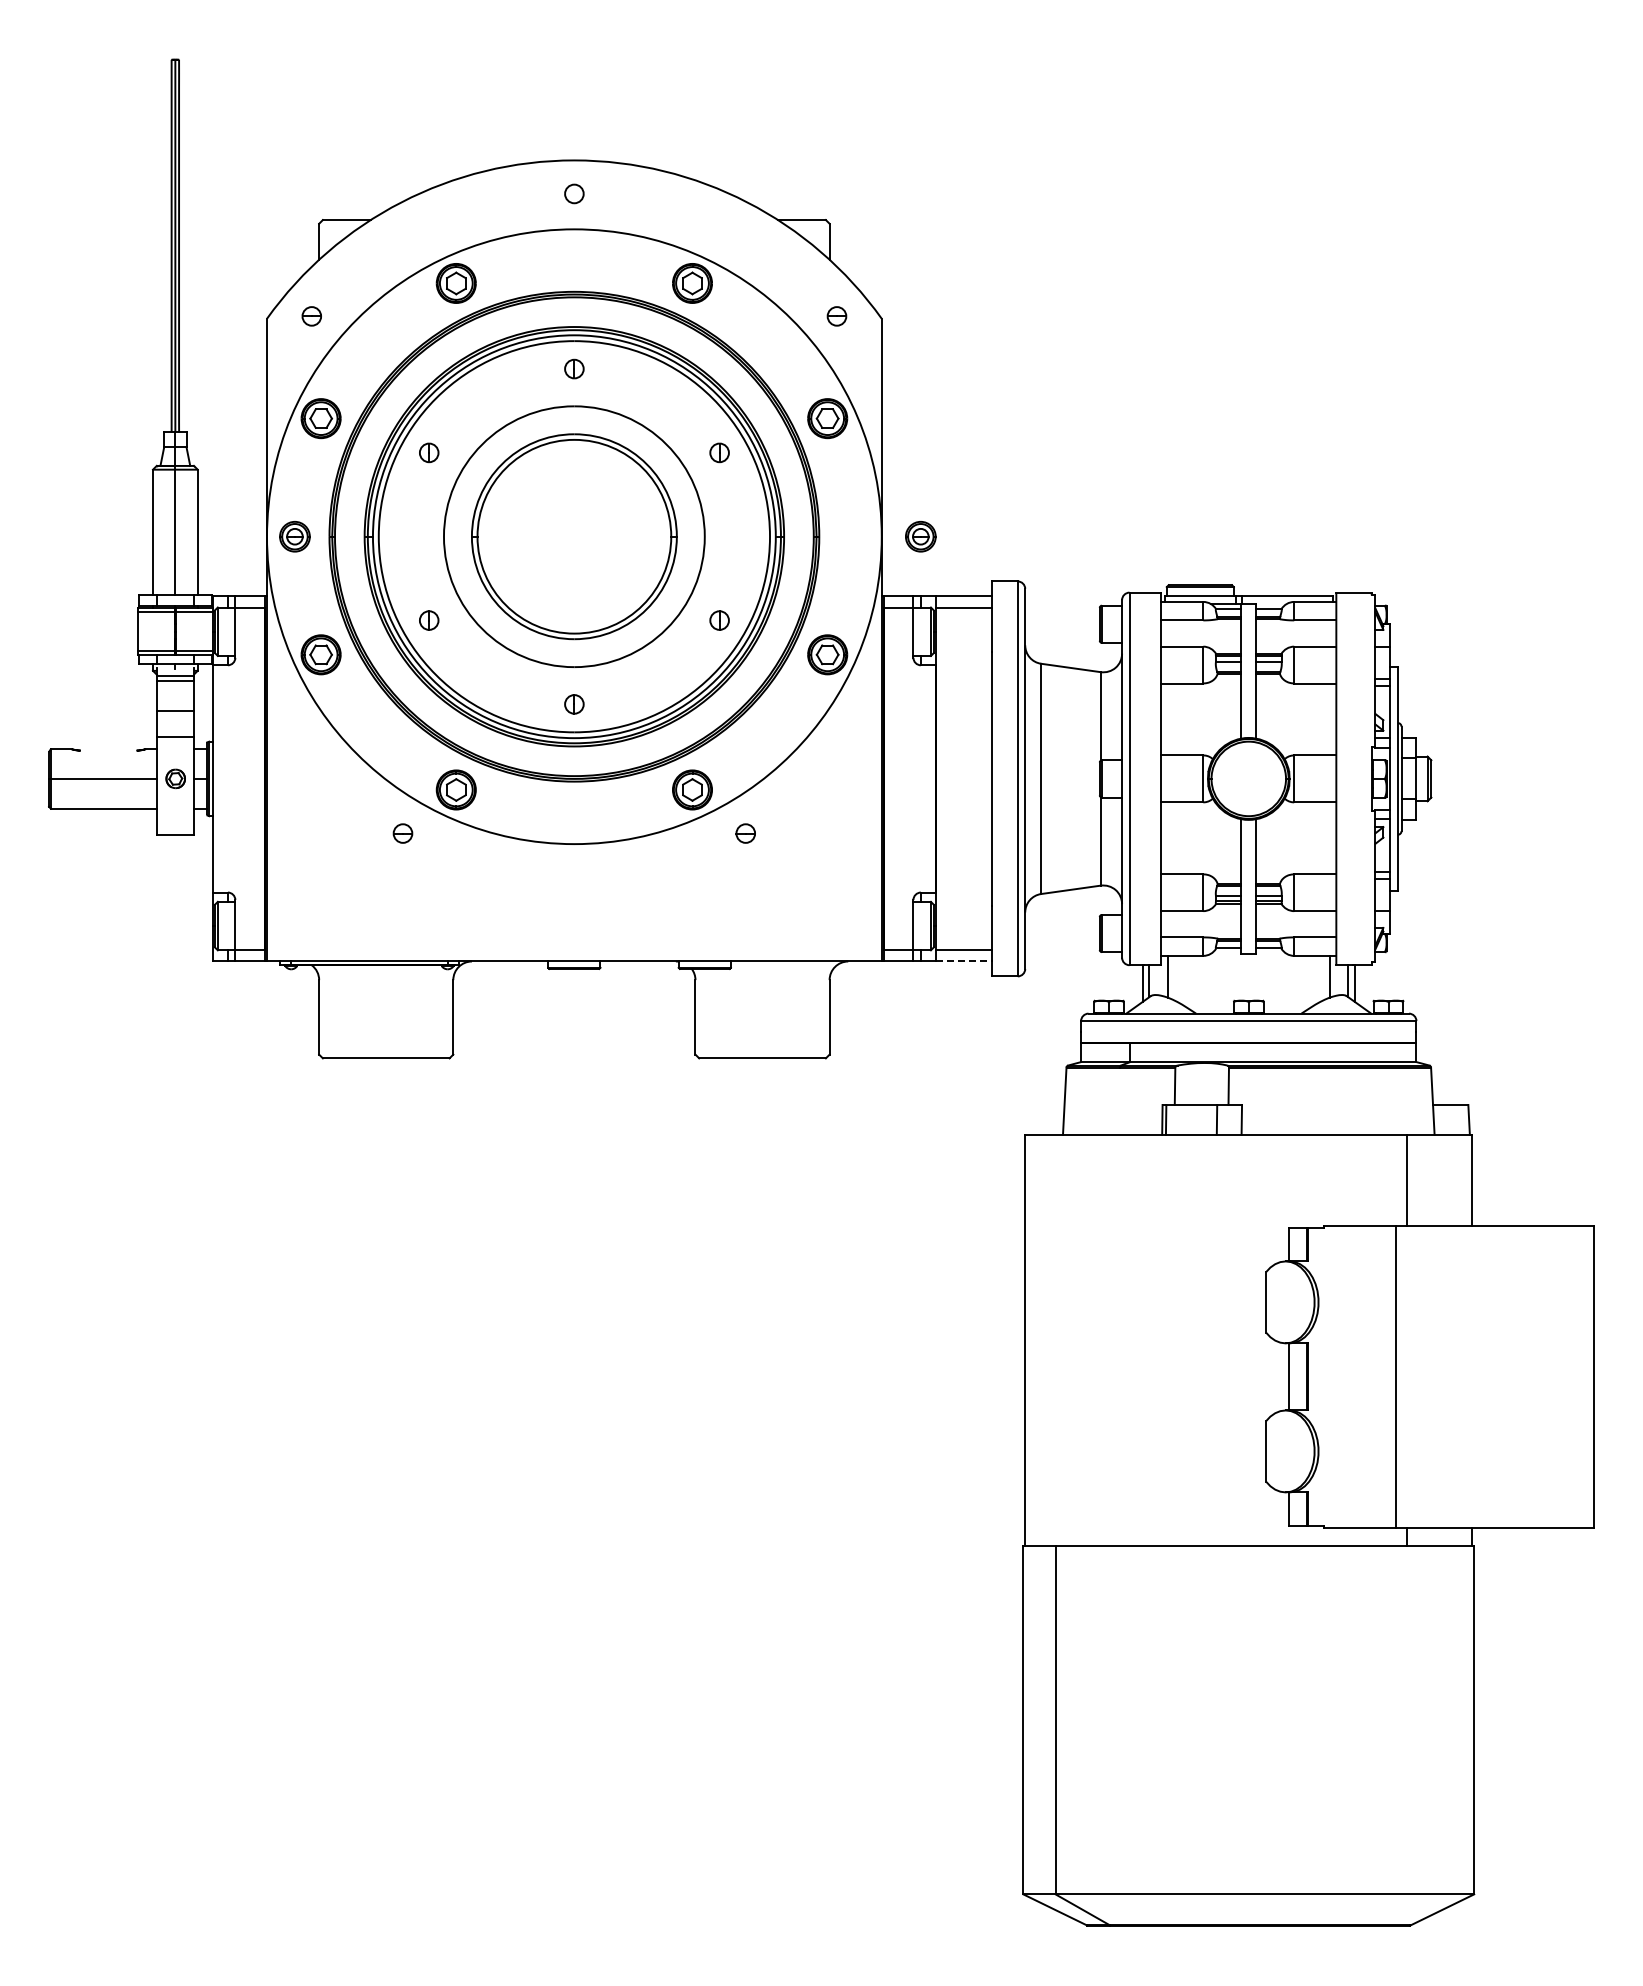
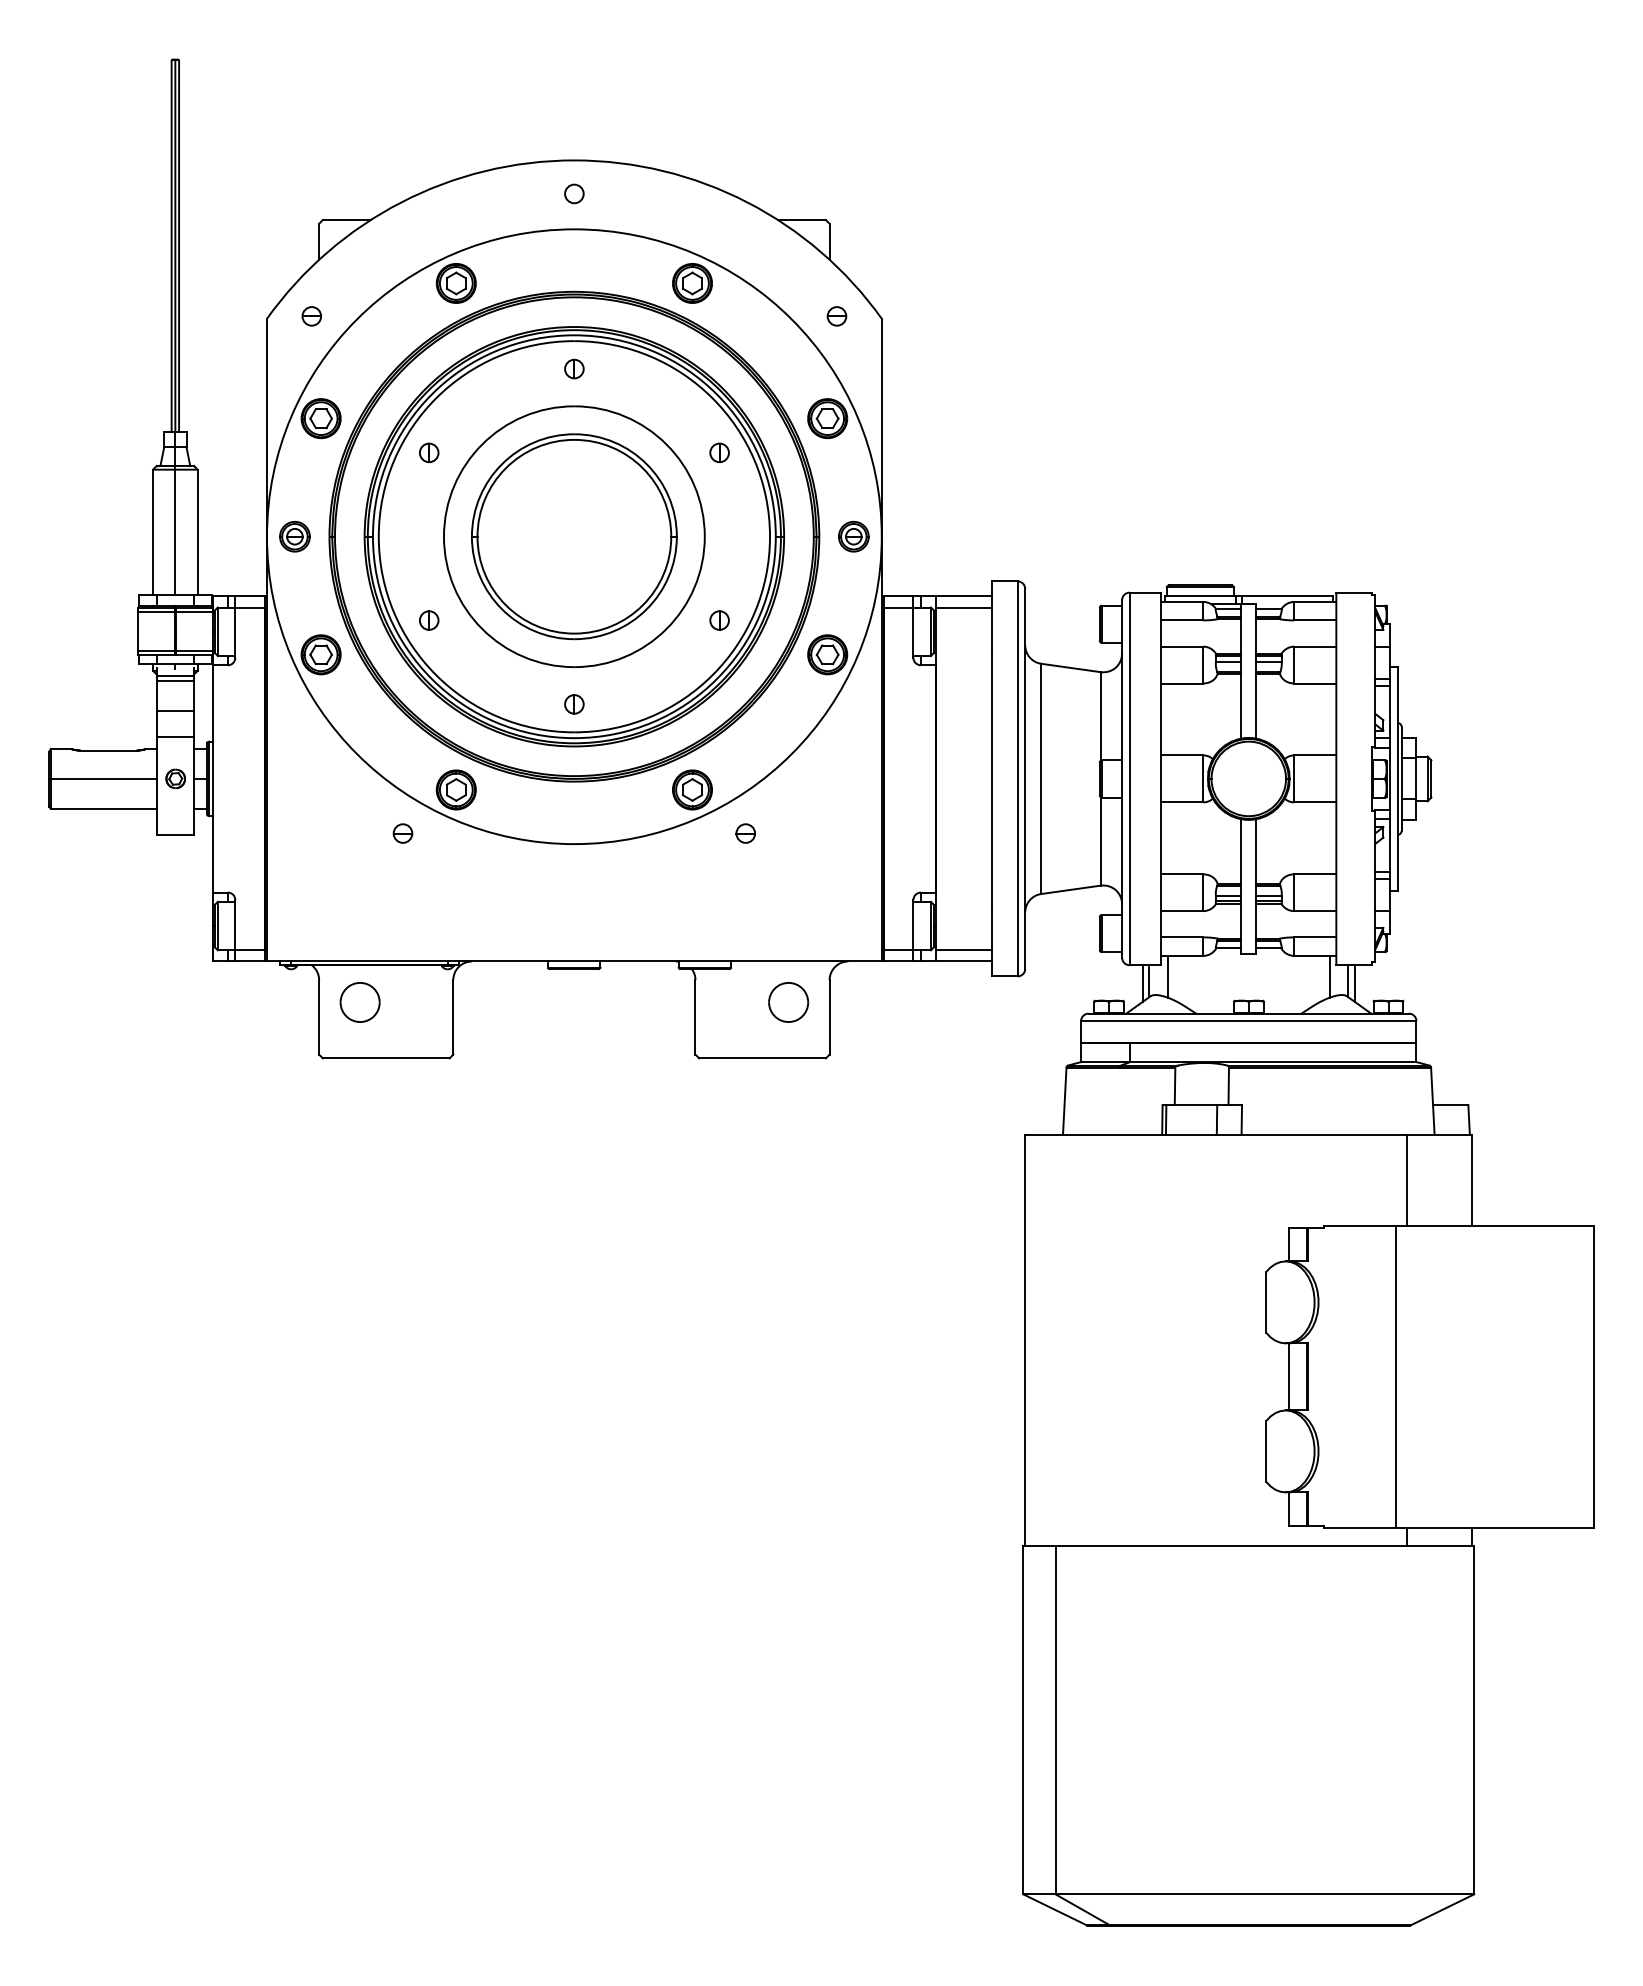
part position: (920, 536) -> (853, 536) (853, 536)
line: none -> present (108, 750)
line: dashed -> solid (963, 961)
part: none -> present (359, 1002)
part: none -> present (788, 1002)
